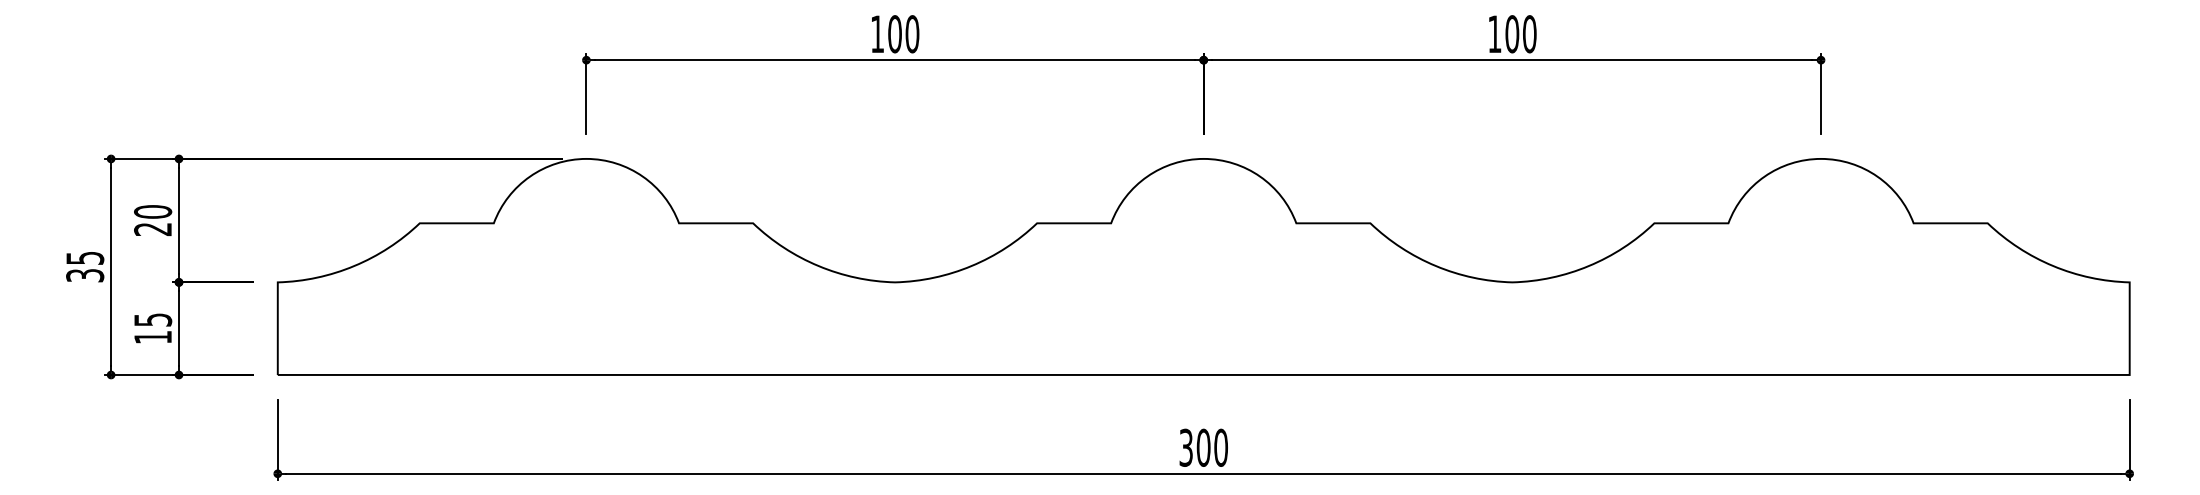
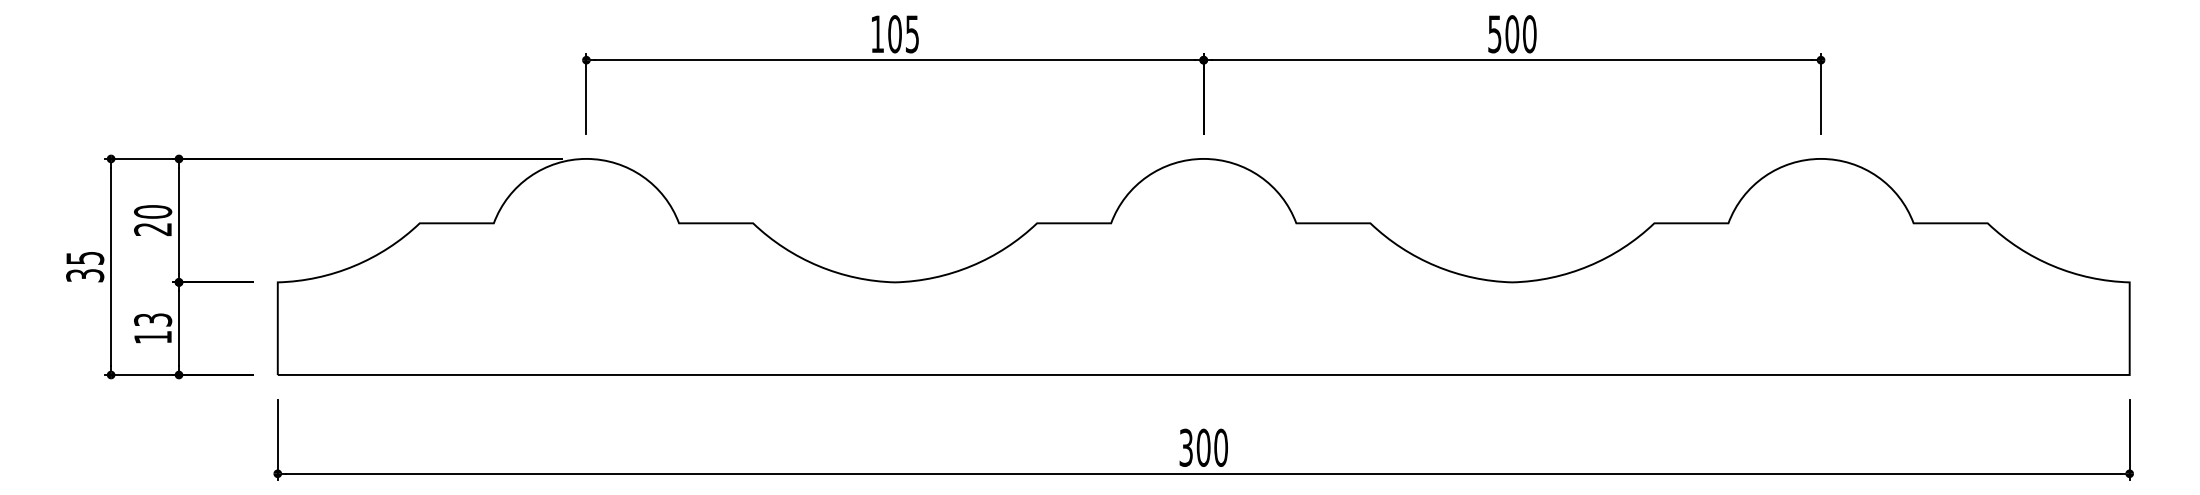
text: 100 -> 105 (912, 34)
text: 100 -> 500 (1494, 34)
text: 15 -> 13 (152, 319)
